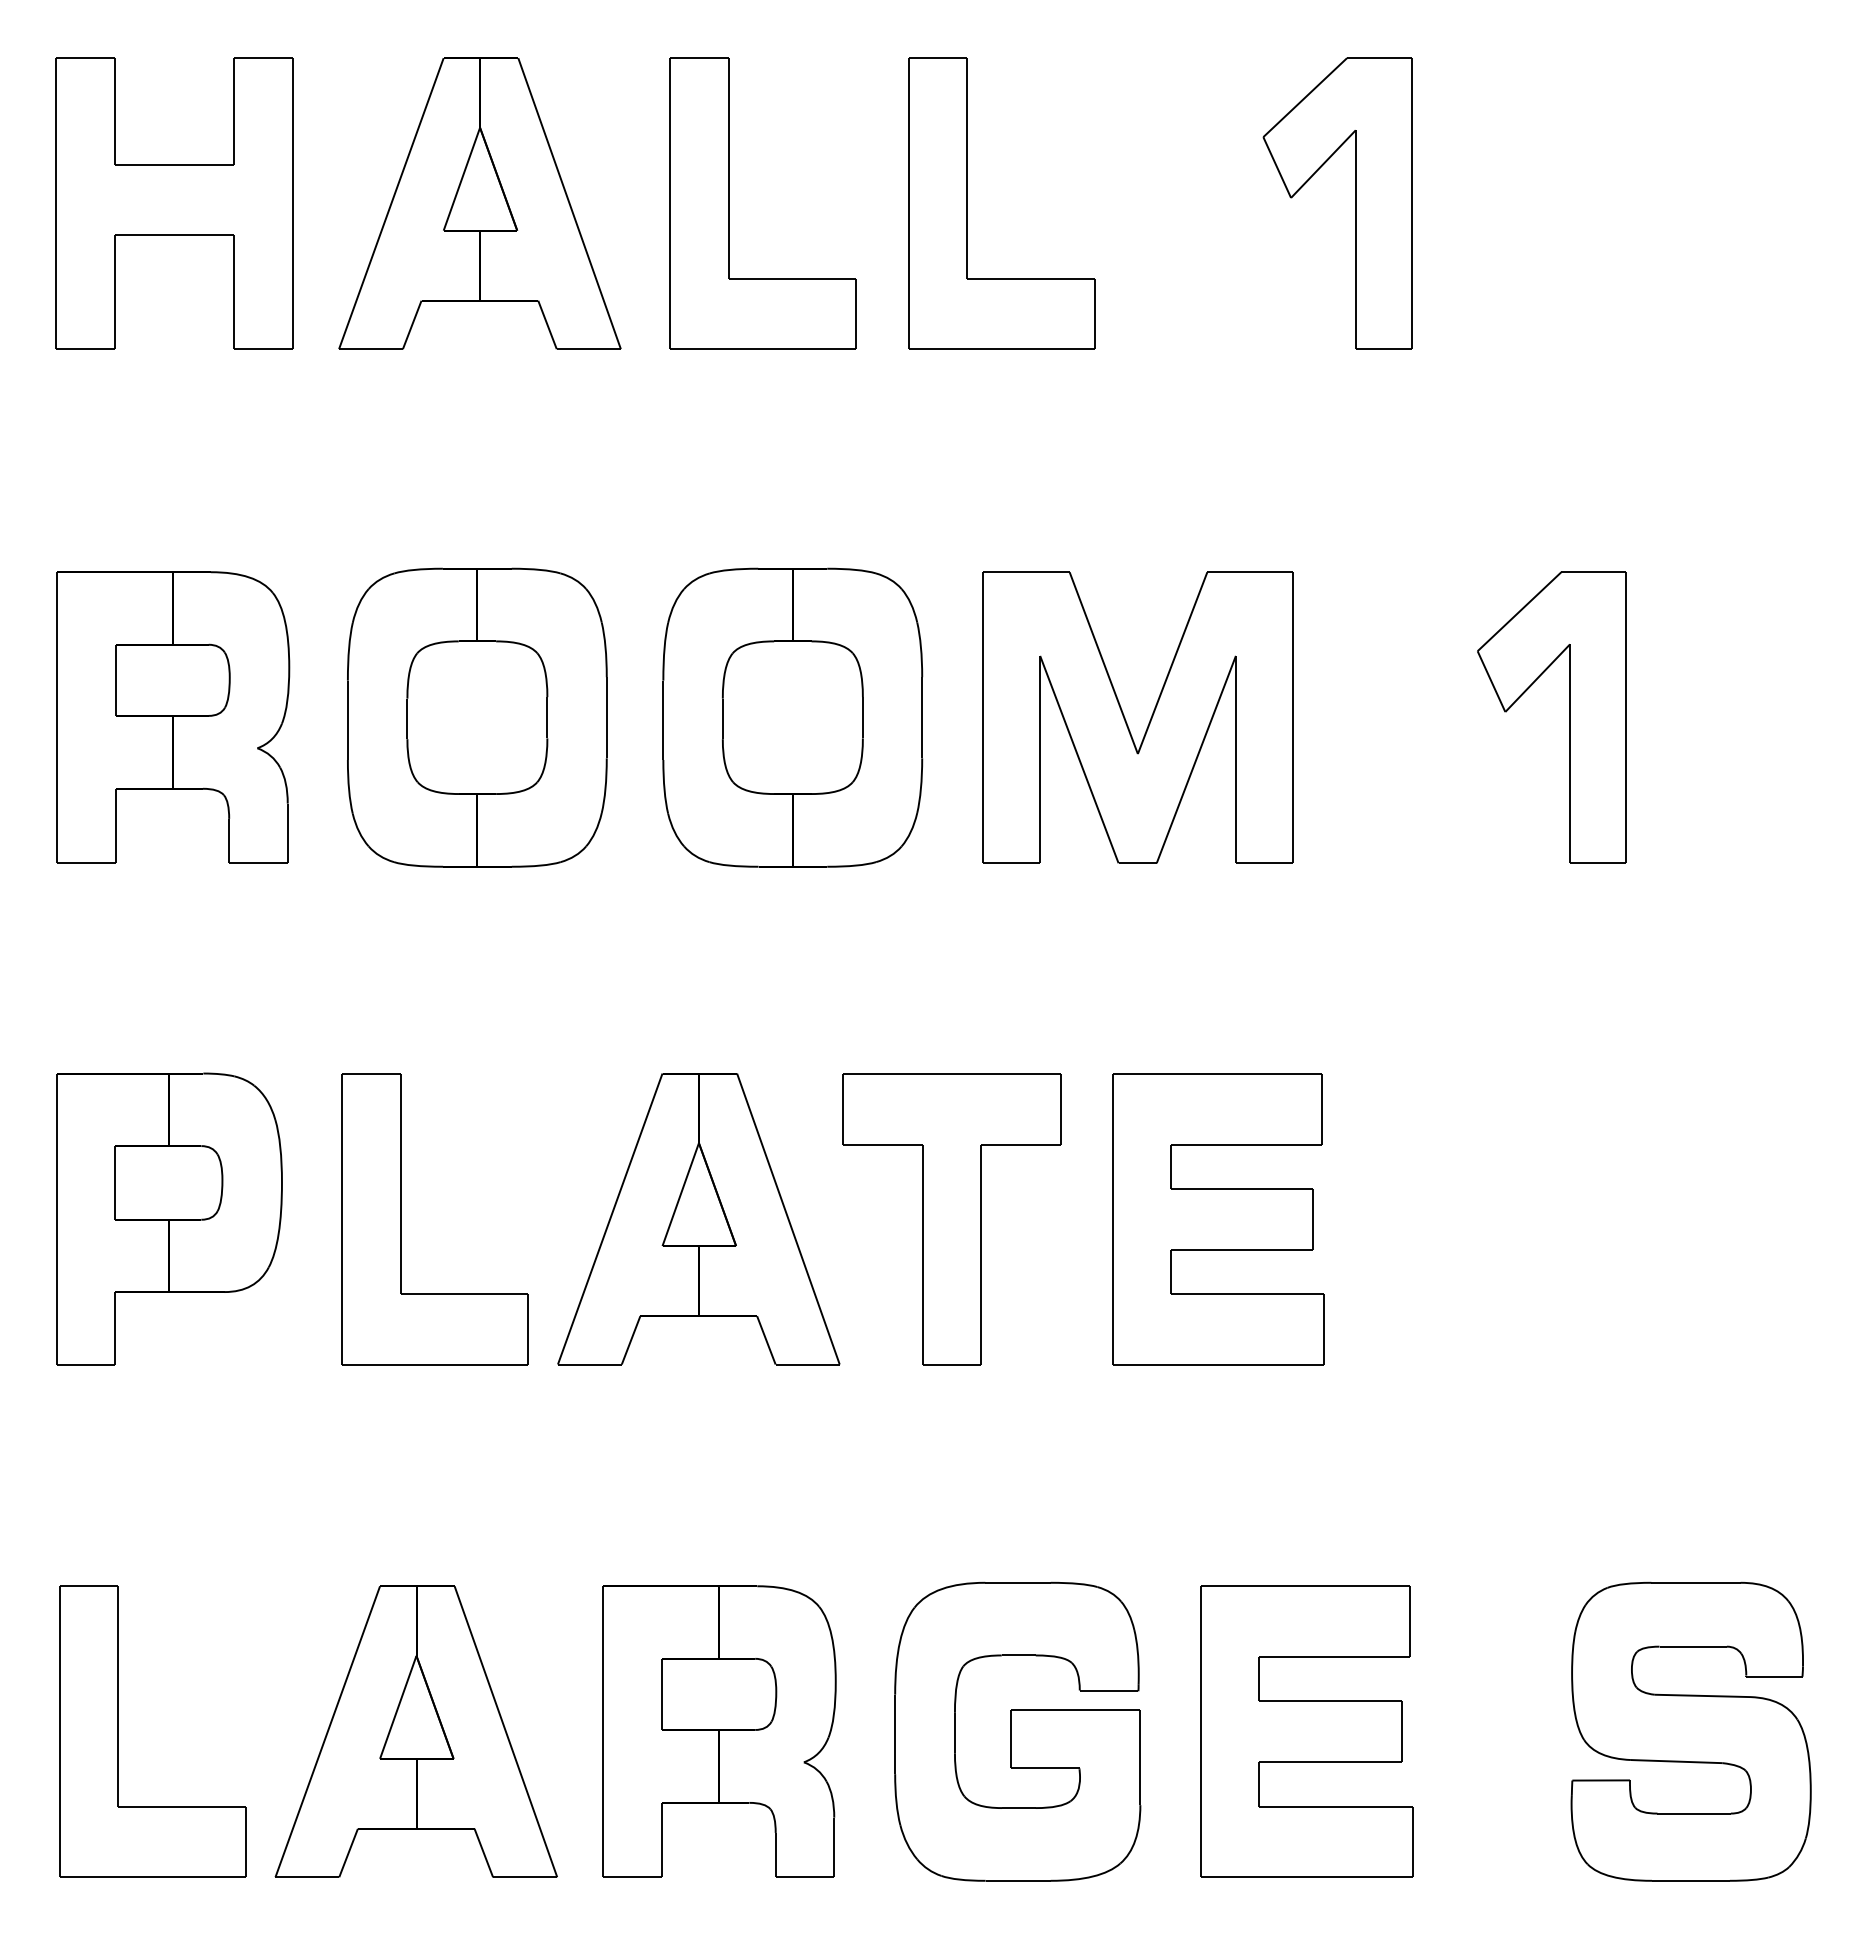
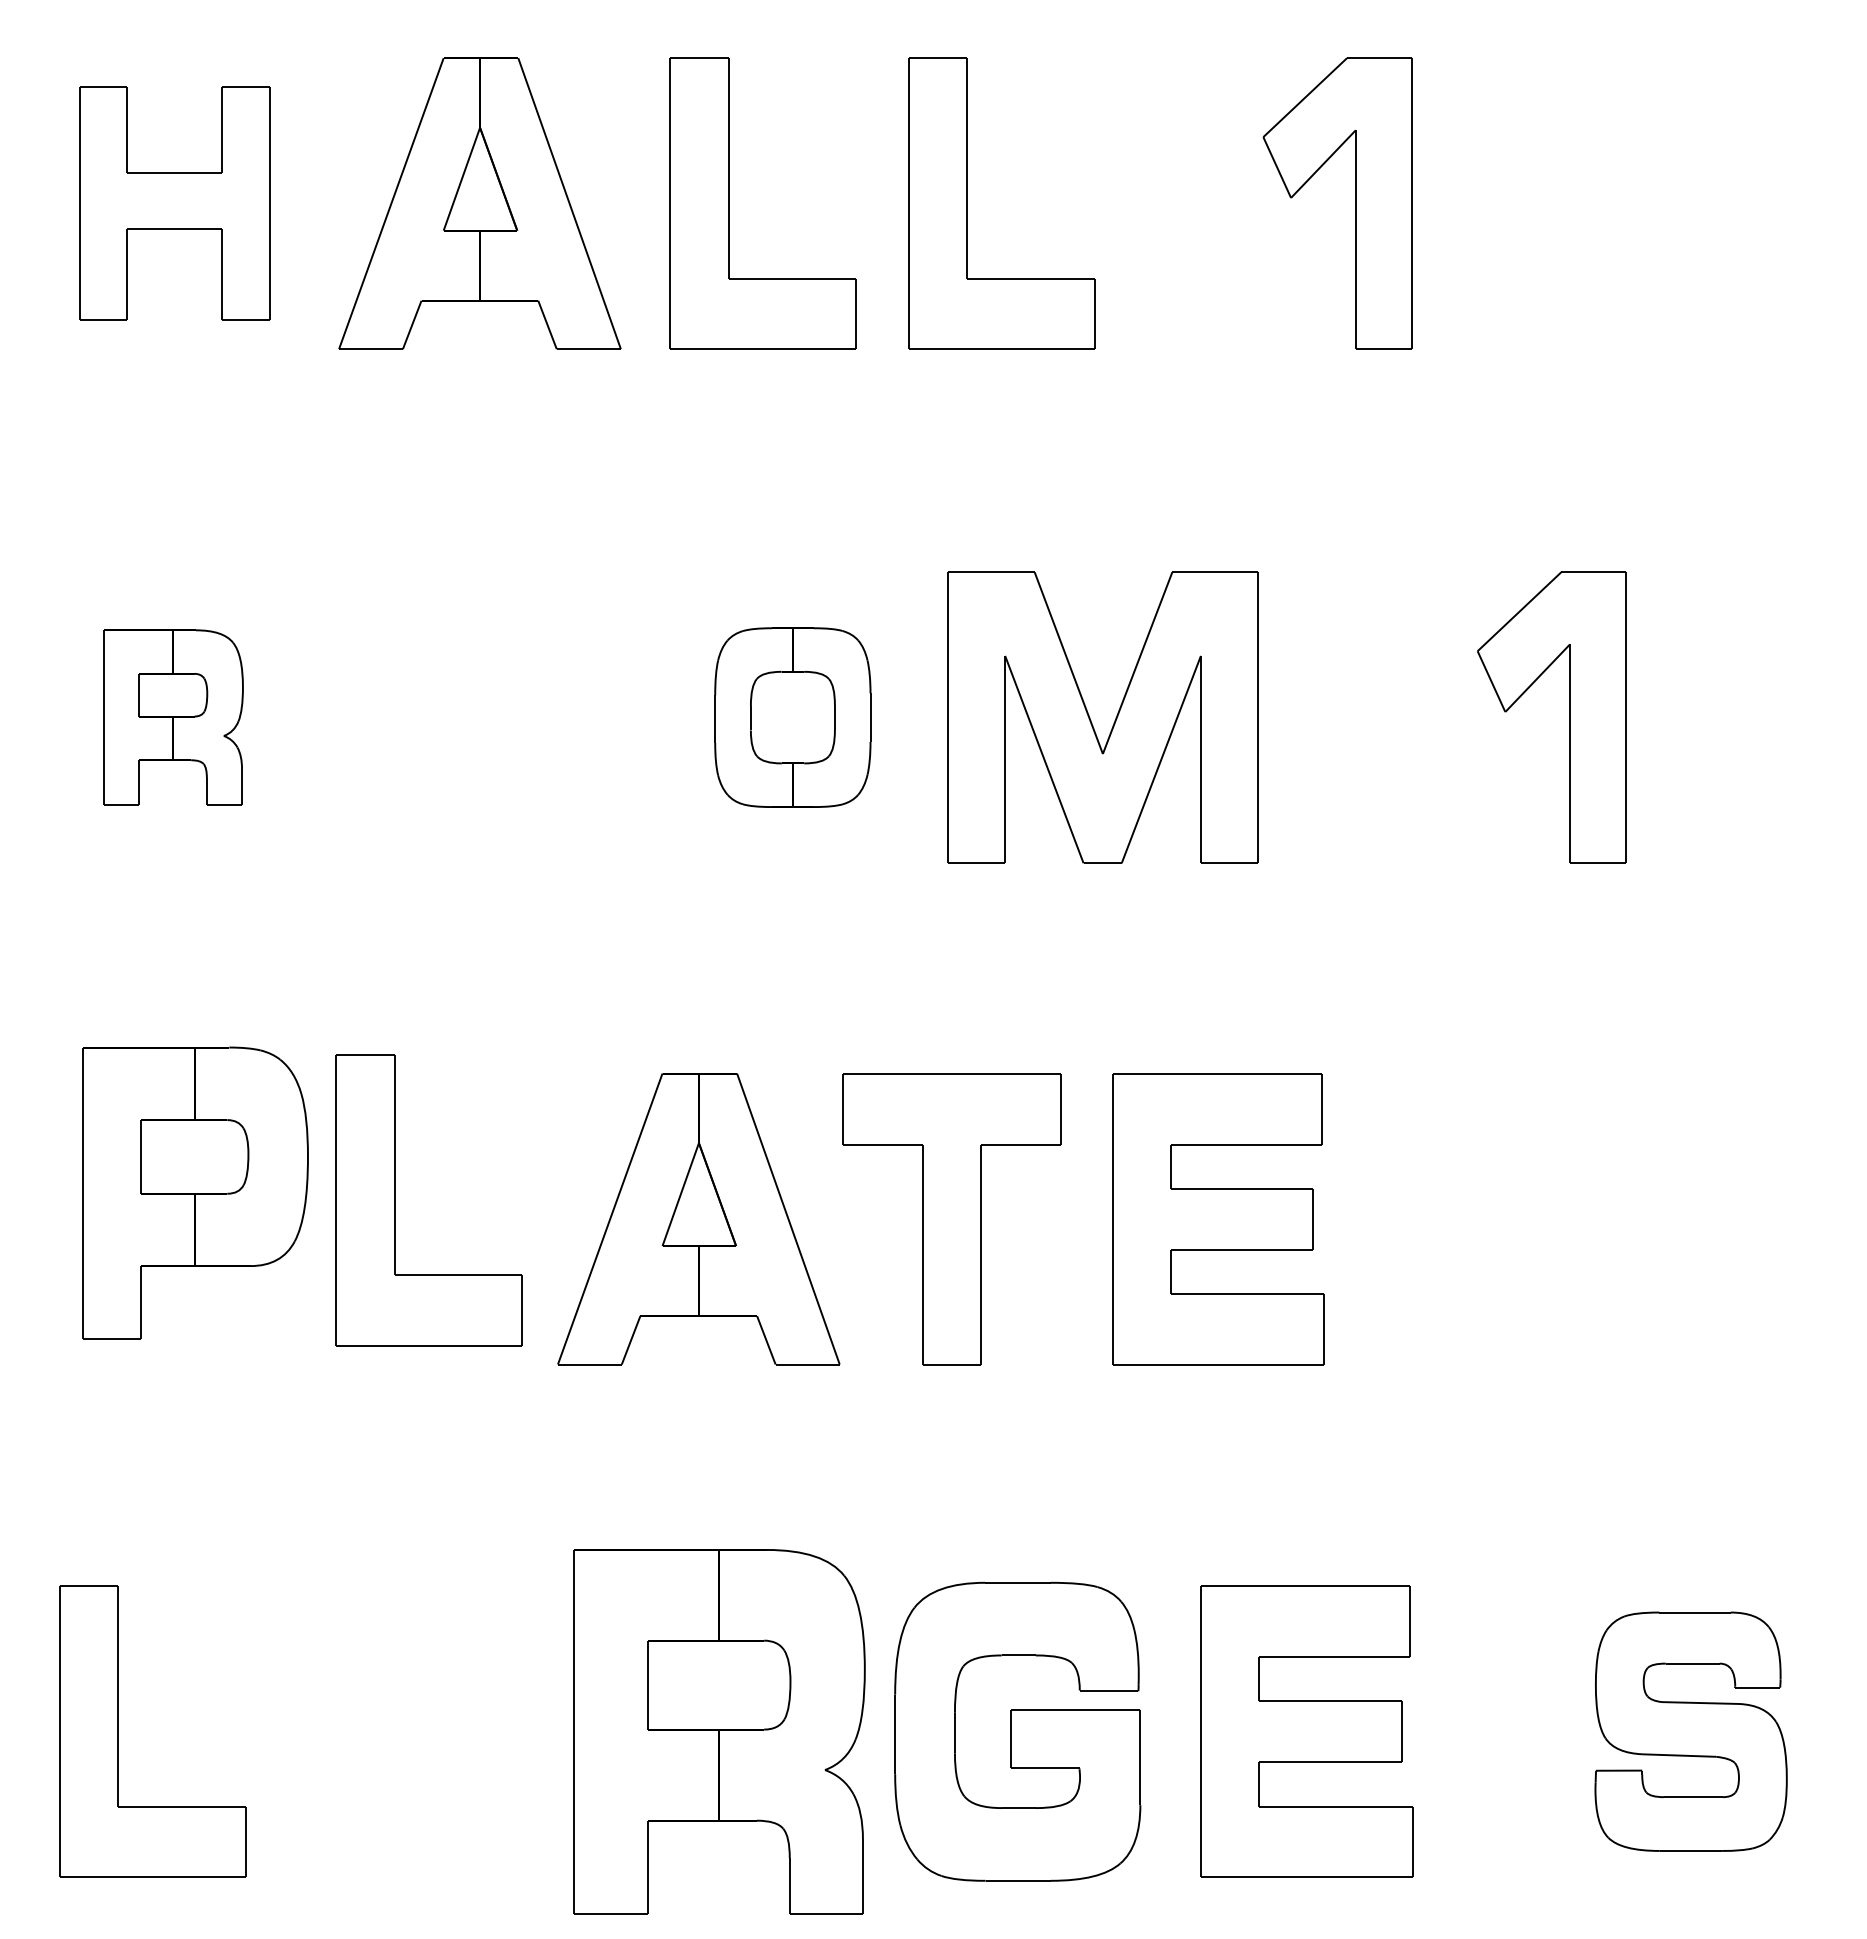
part size: 239x293 px -> 192x235 px (174, 203)
part size: 235x293 px -> 141x177 px (173, 717)
part: present -> none (477, 717)
part size: 262x301 px -> 158x181 px (792, 717)
part position: (1126, 720) -> (1091, 720) (1091, 720)
part position: (169, 1218) -> (195, 1192) (195, 1192)
part position: (401, 1219) -> (395, 1200) (395, 1200)
part: present -> none (415, 1731)
part size: 235x293 px -> 293x366 px (719, 1731)
part size: 242x301 px -> 194x241 px (1690, 1731)
